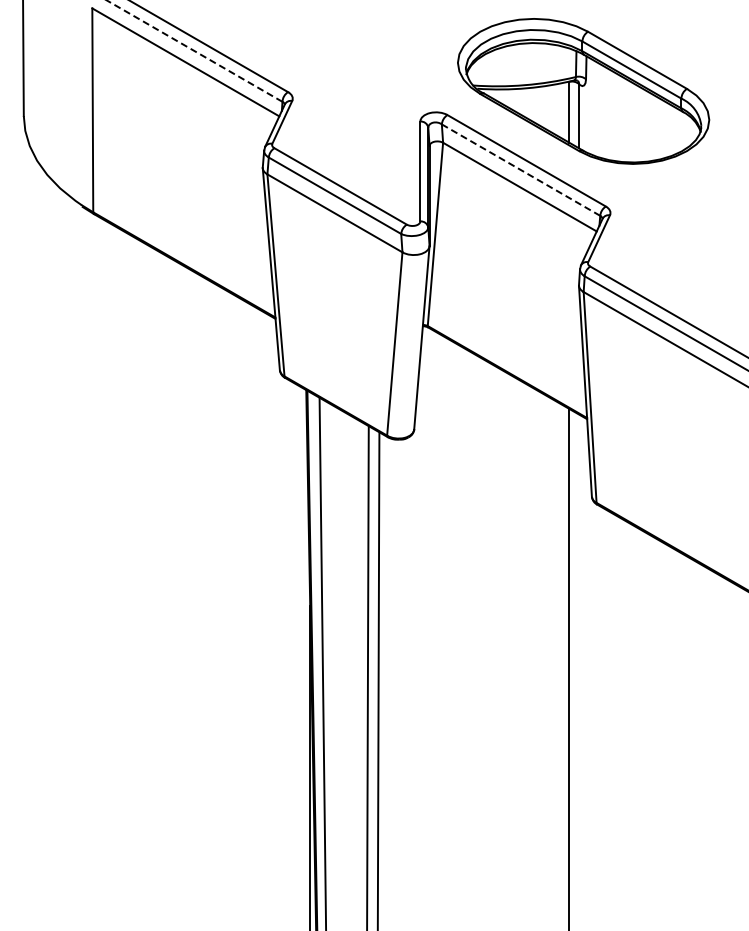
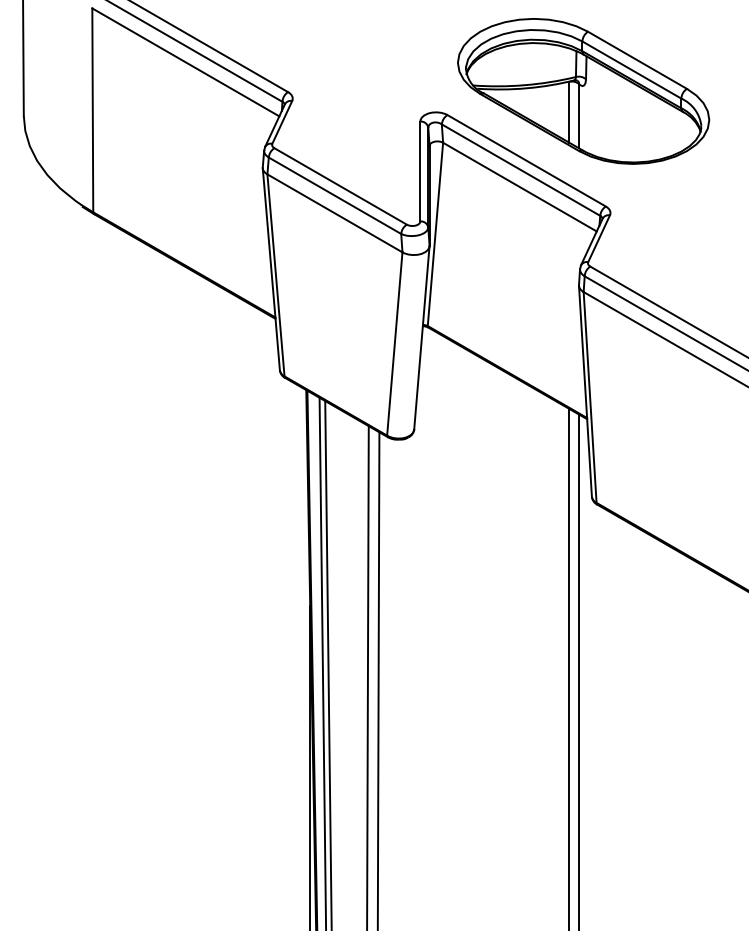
line: dashed -> solid (194, 50)
line: dashed -> solid (520, 169)
line: none -> present (328, 664)
line: none -> present (579, 670)
